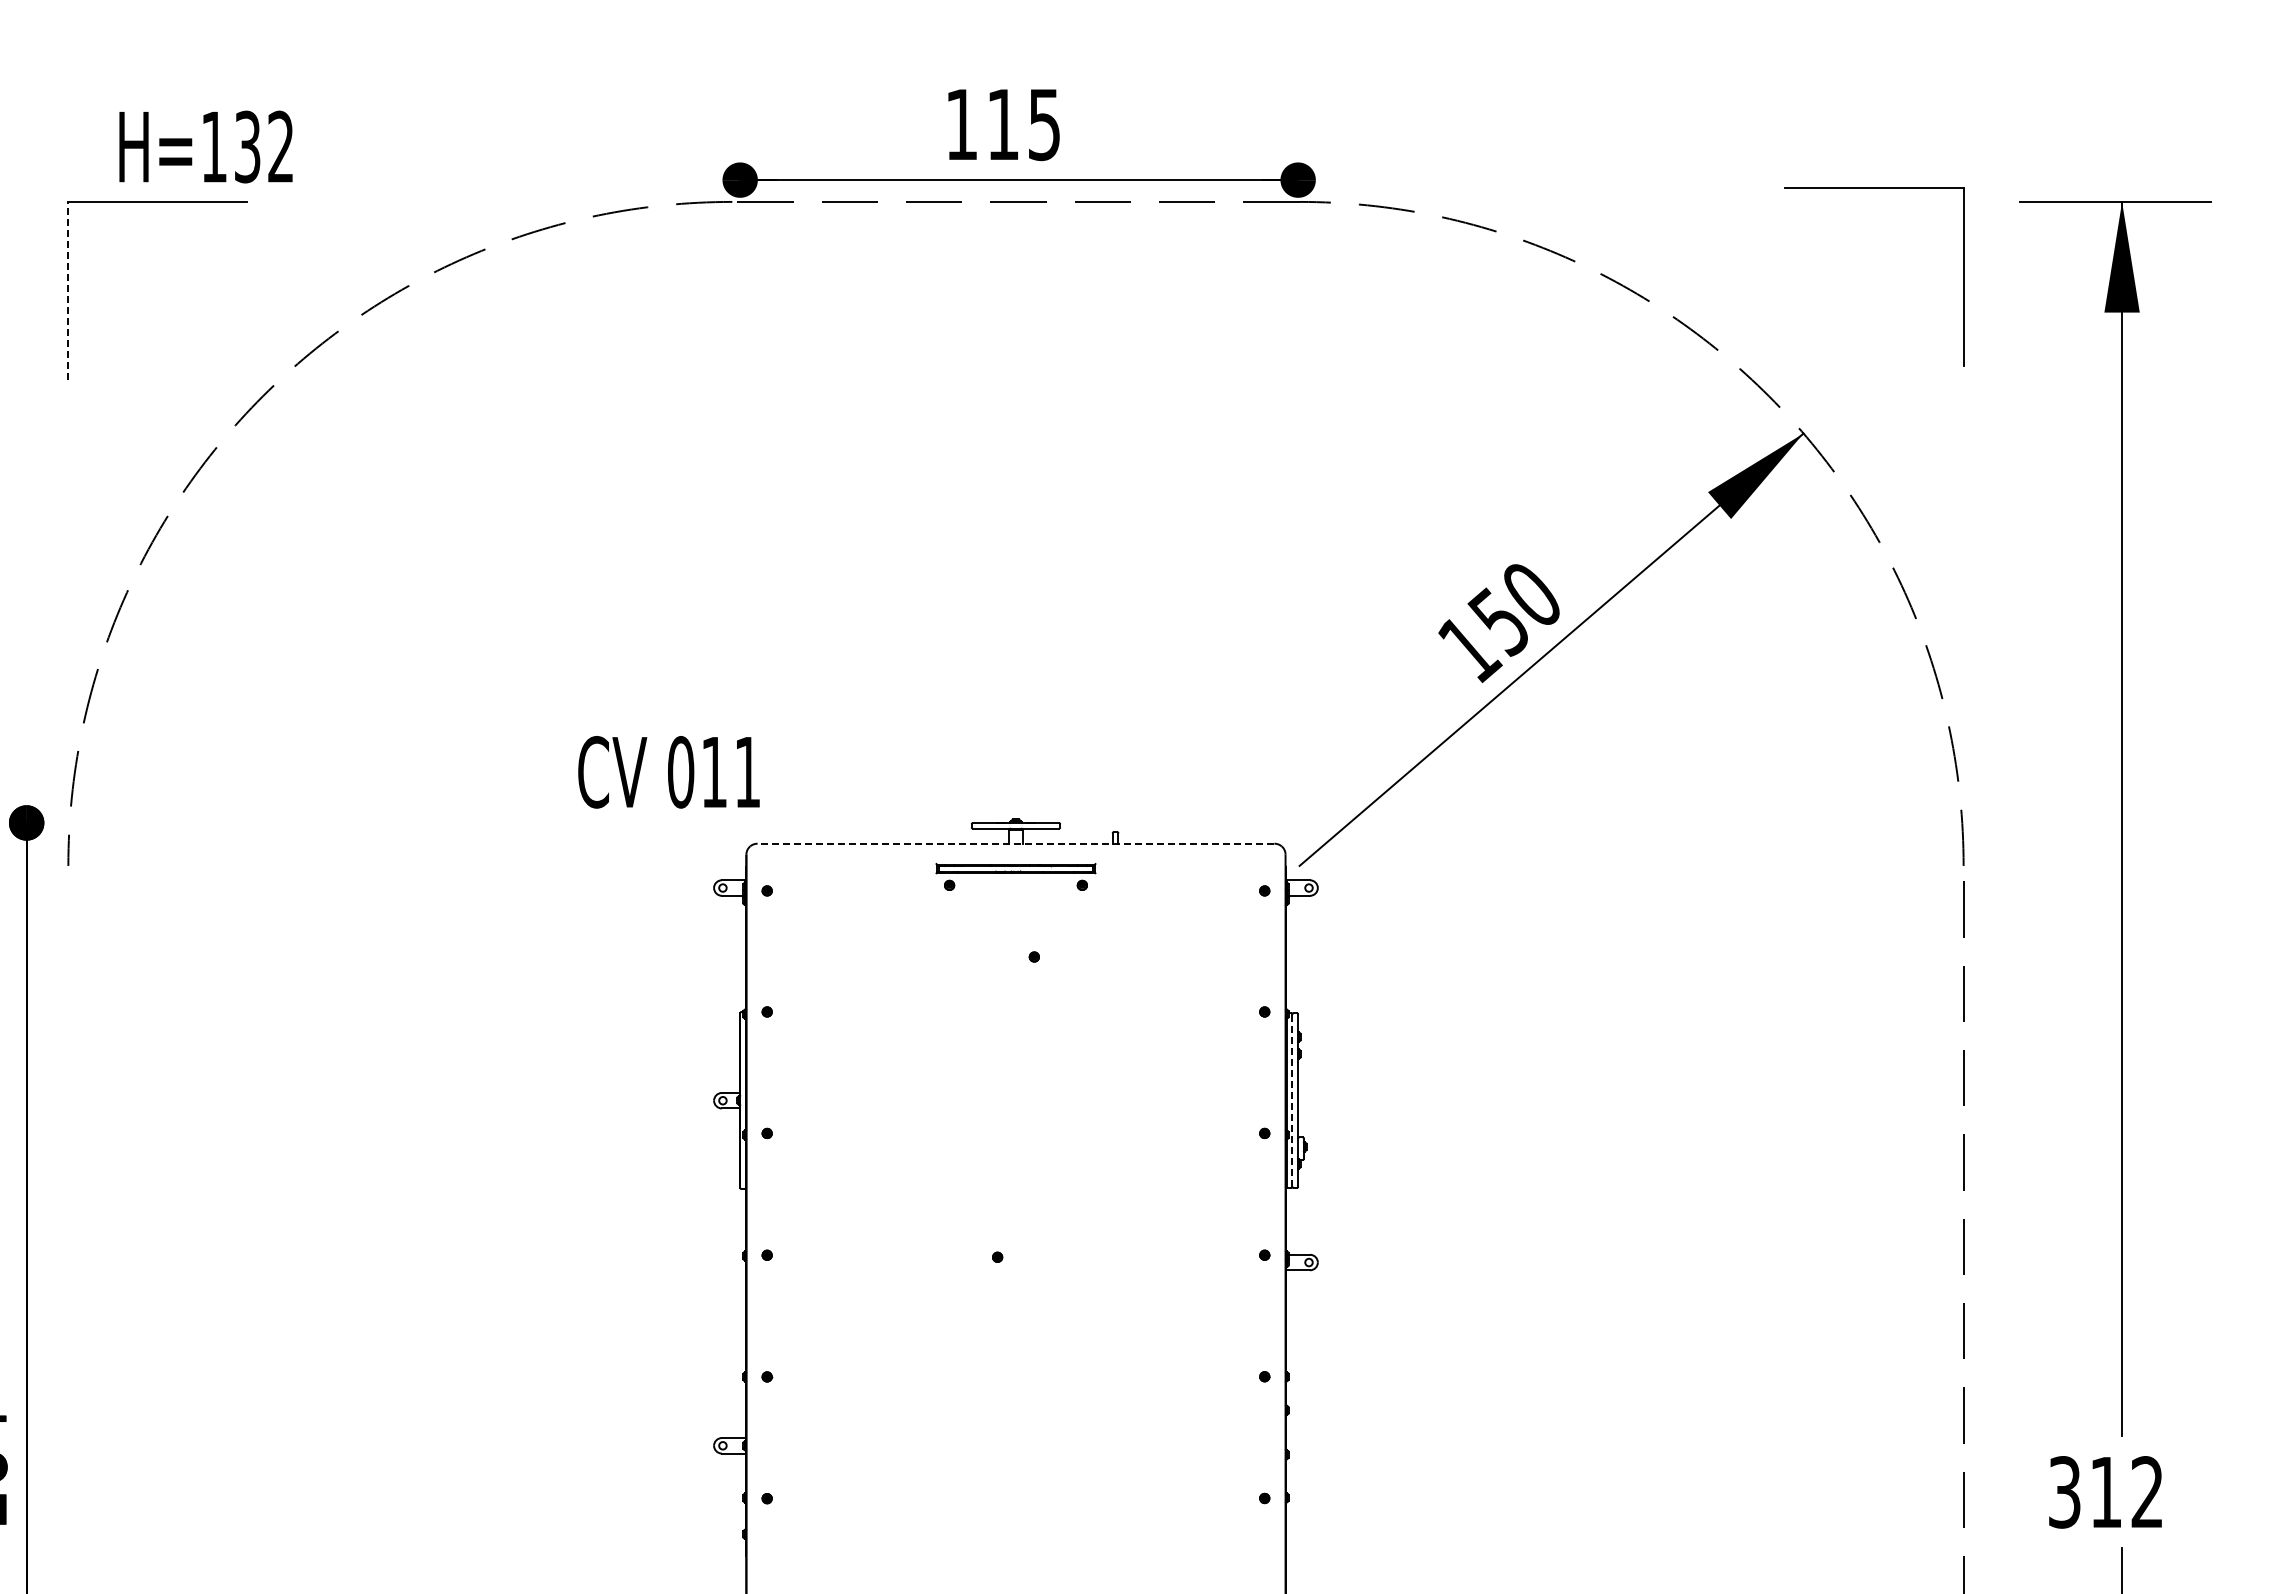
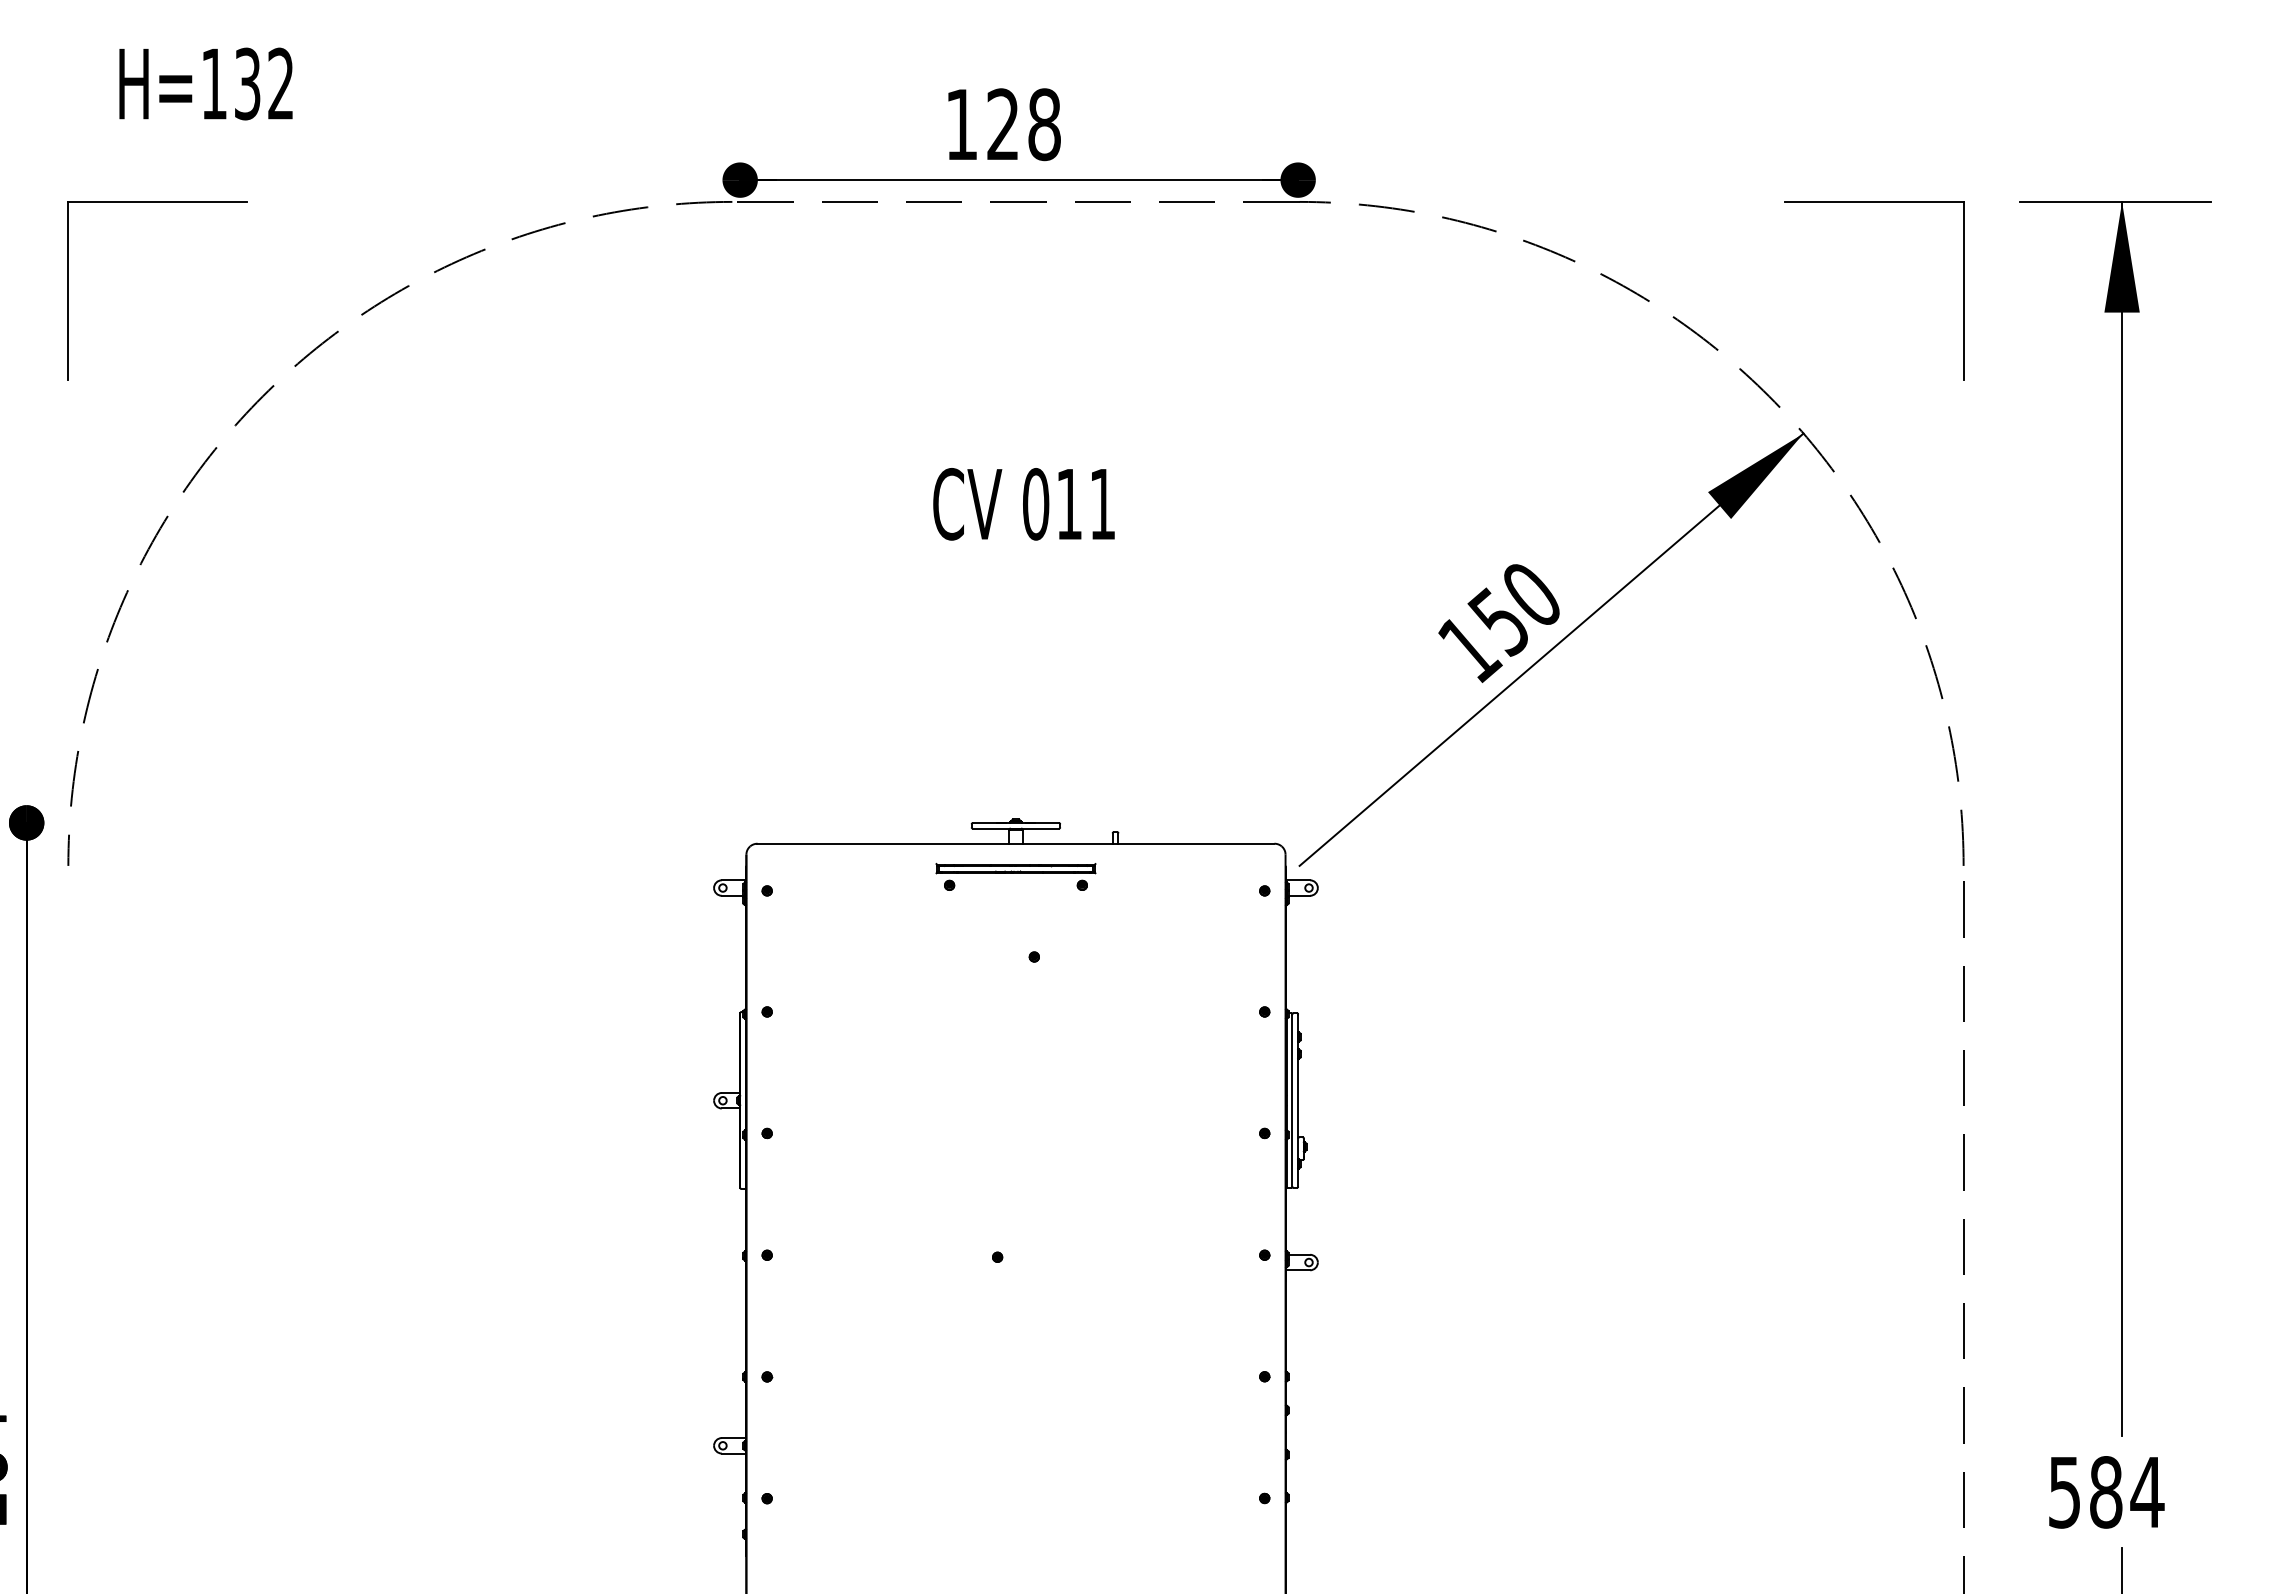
text: 115 -> 128 (1023, 124)
text position: (205, 146) -> (205, 83) (205, 83)
part position: (1874, 188) -> (1874, 202) (1874, 202)
line: dashed -> solid (68, 290)
text position: (668, 772) -> (1023, 504) (1023, 504)
line: dashed -> solid (1015, 843)
line: dashed -> solid (1292, 1101)
text: 312 -> 584 (2106, 1492)
